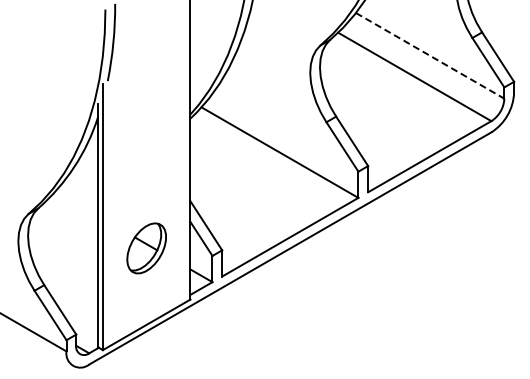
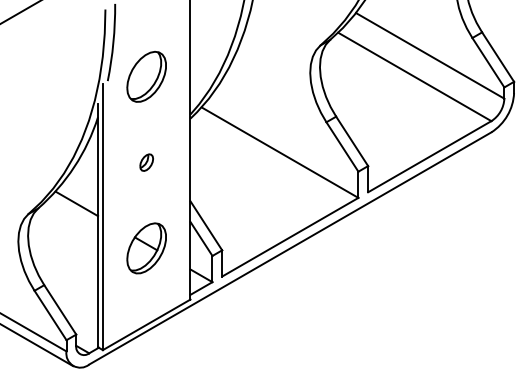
line: none -> present (20, 12)
line: dashed -> solid (430, 55)
part: none -> present (146, 76)
part: none -> present (146, 162)
line: none -> present (76, 203)
line: none -> present (37, 345)
